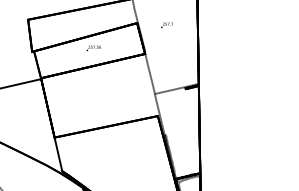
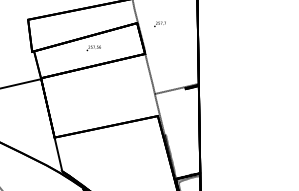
text position: (166, 25) -> (159, 24) (159, 24)
